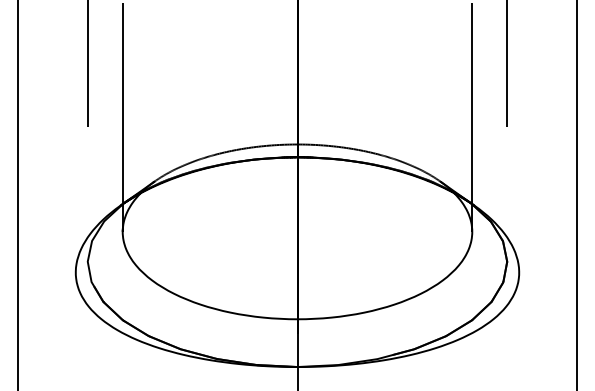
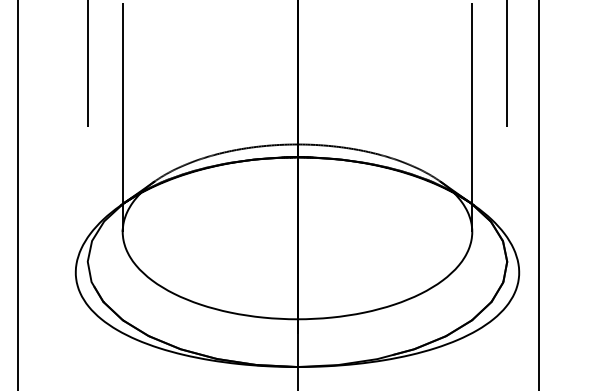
line position: (577, 194) -> (539, 194) (539, 194)
